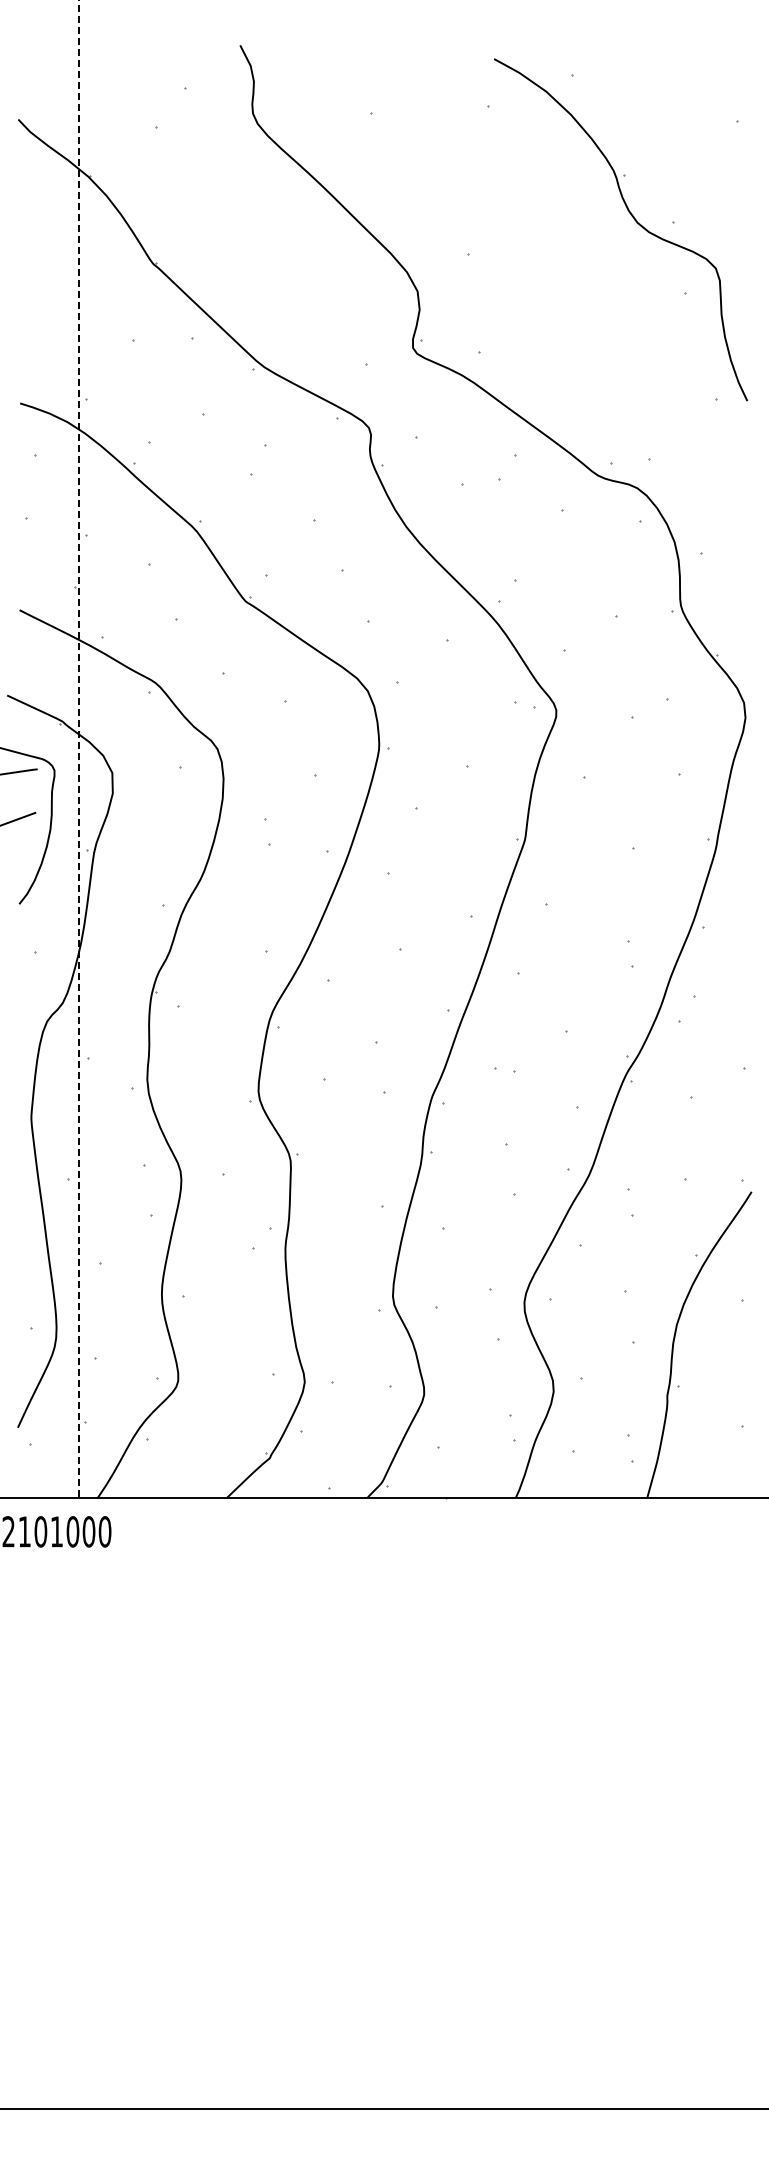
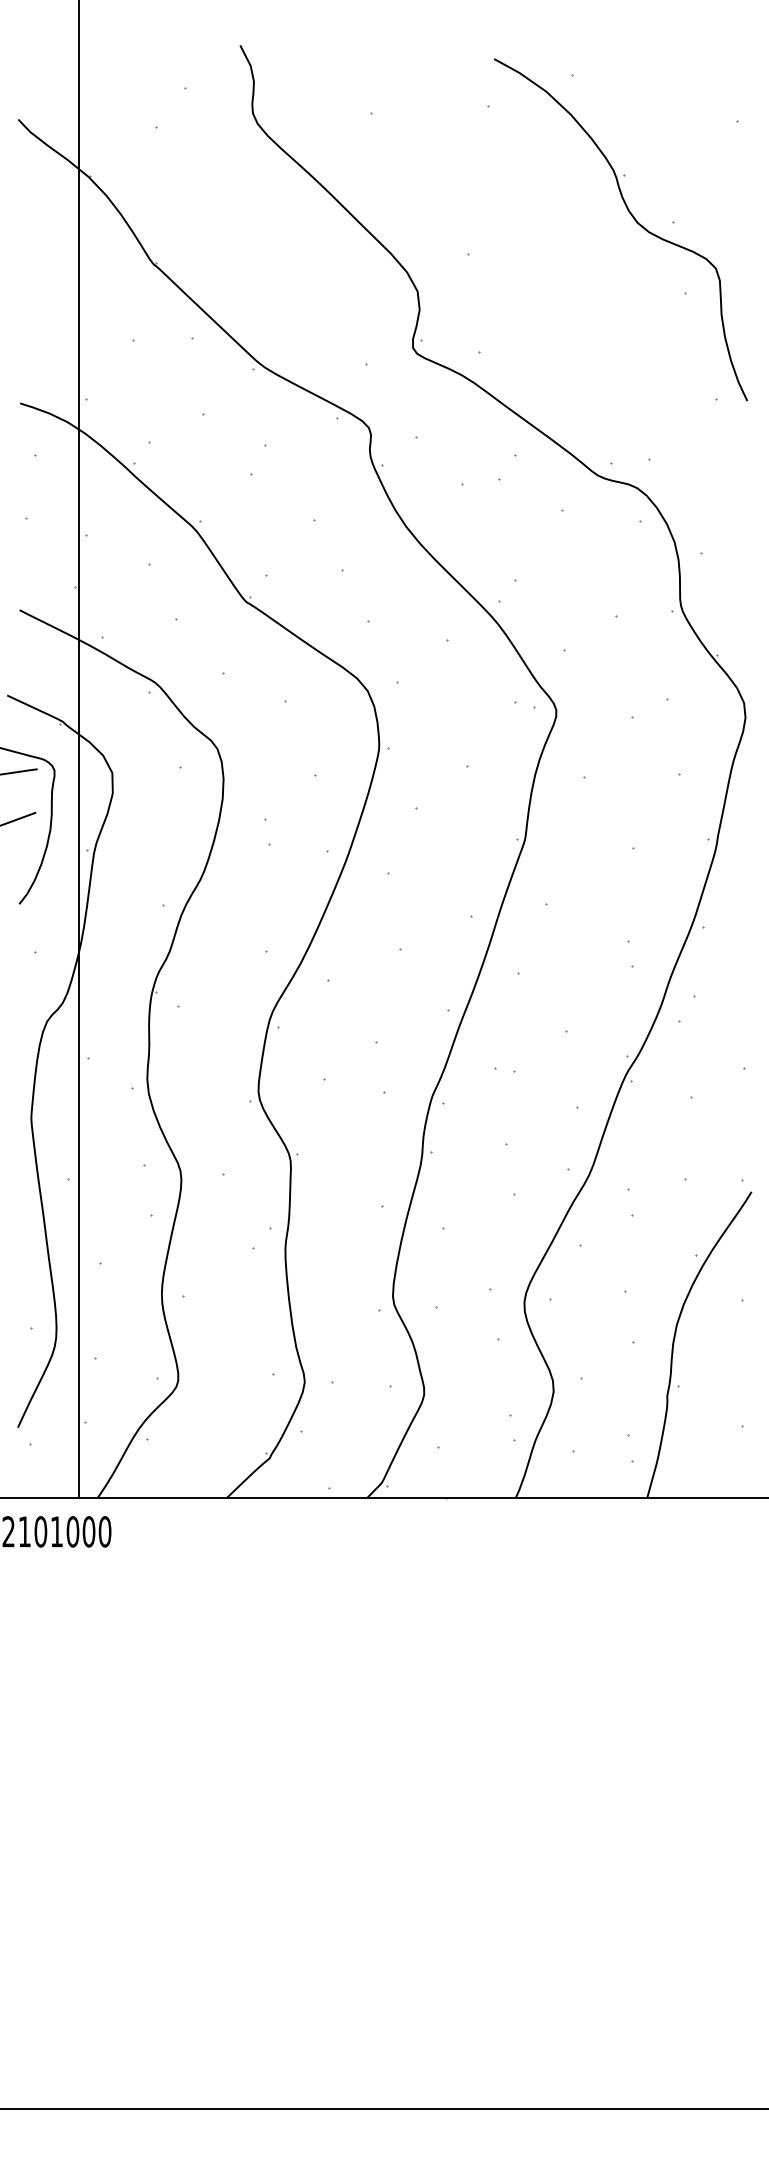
line: dashed -> solid (79, 750)
